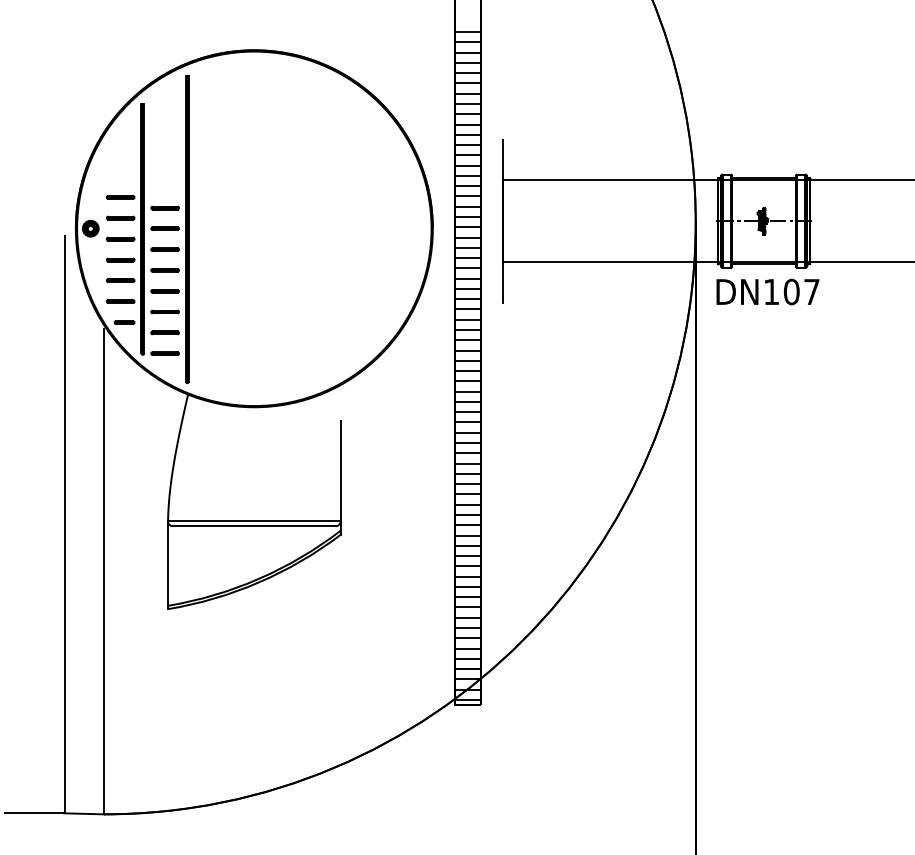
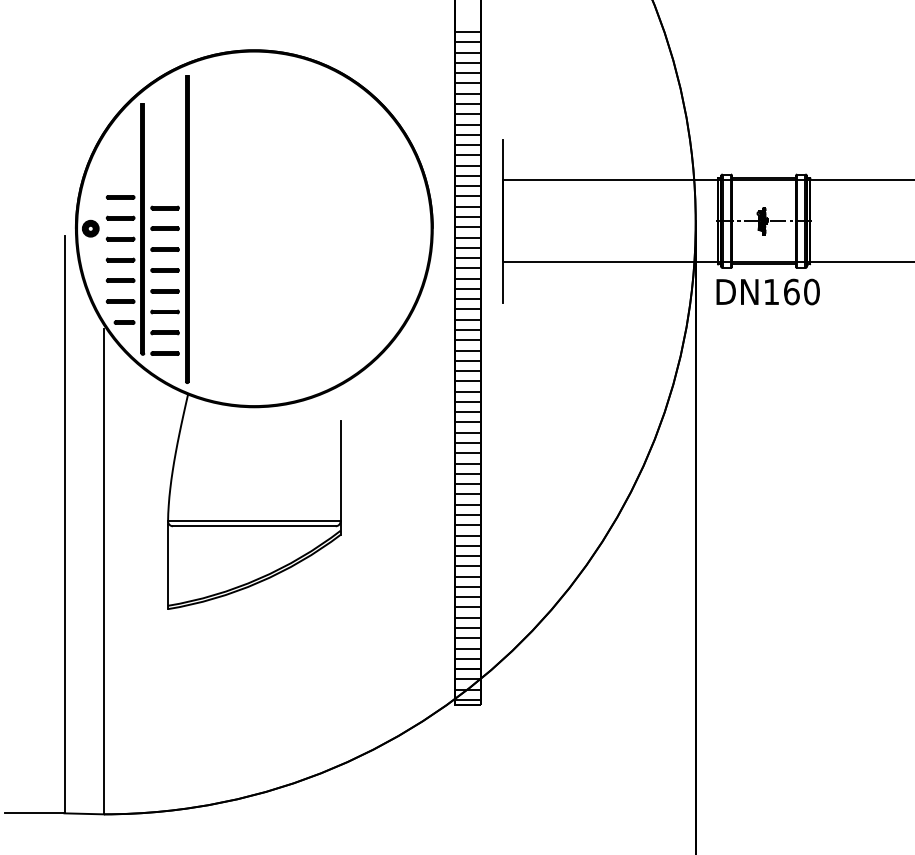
text: DN107 -> DN160 (801, 291)
